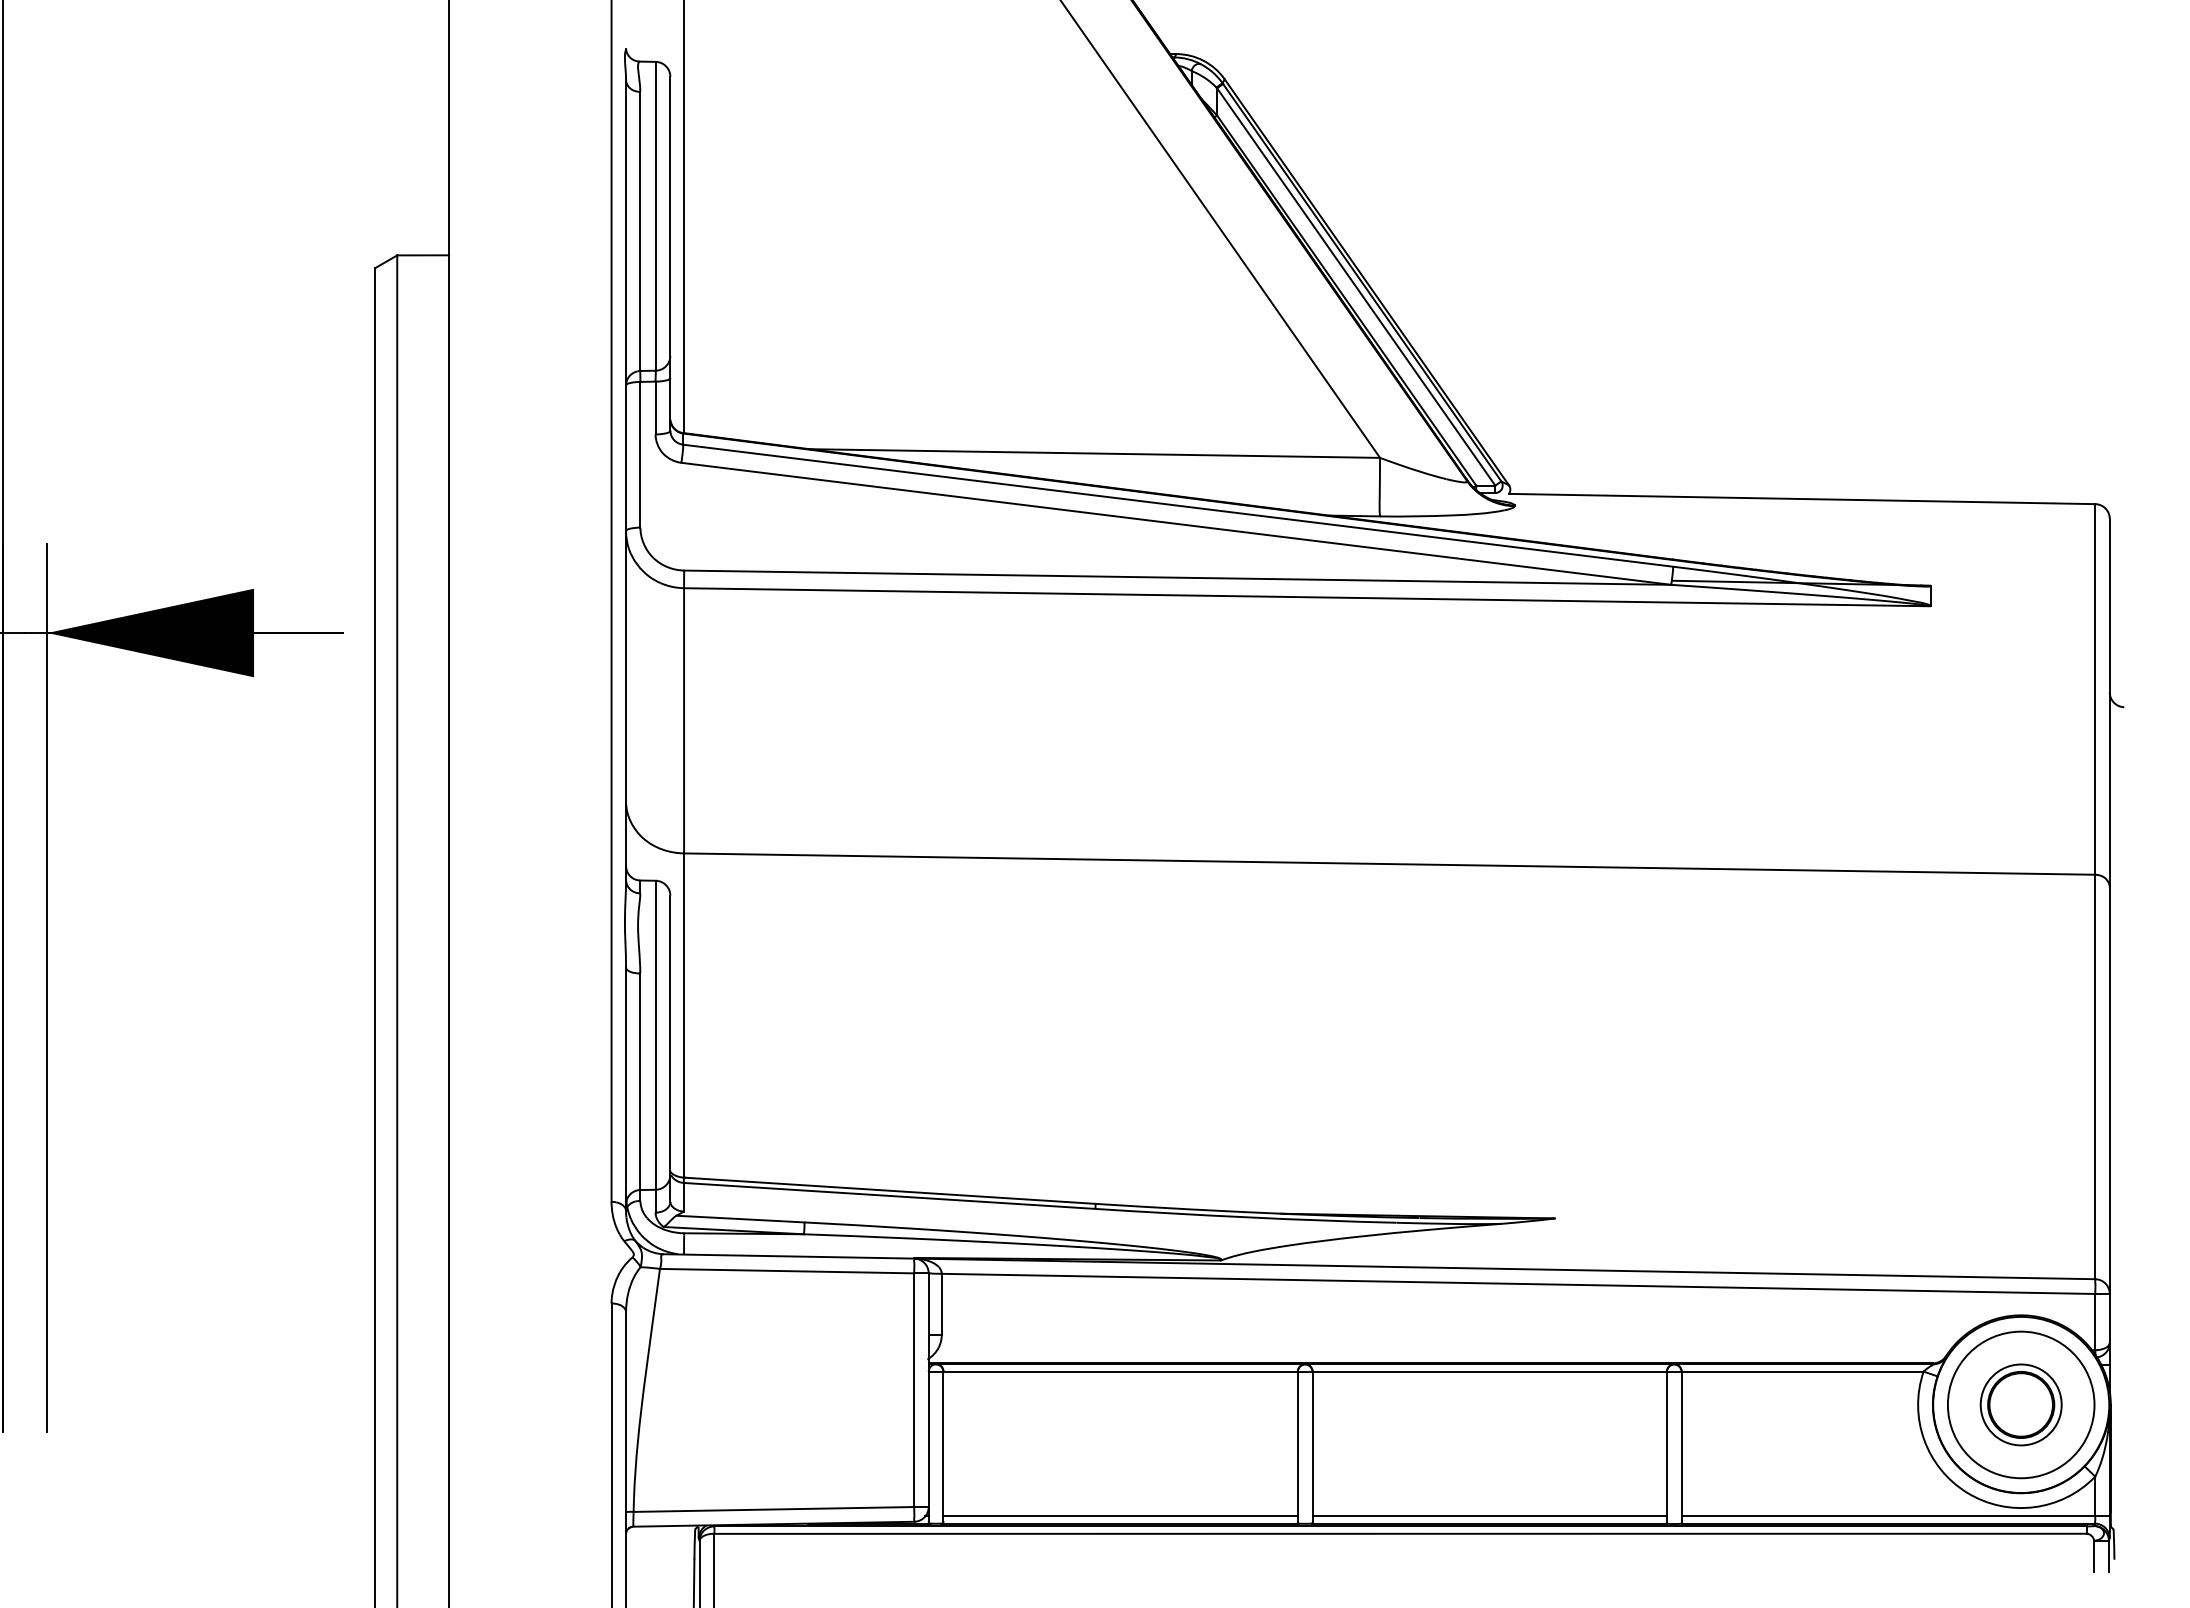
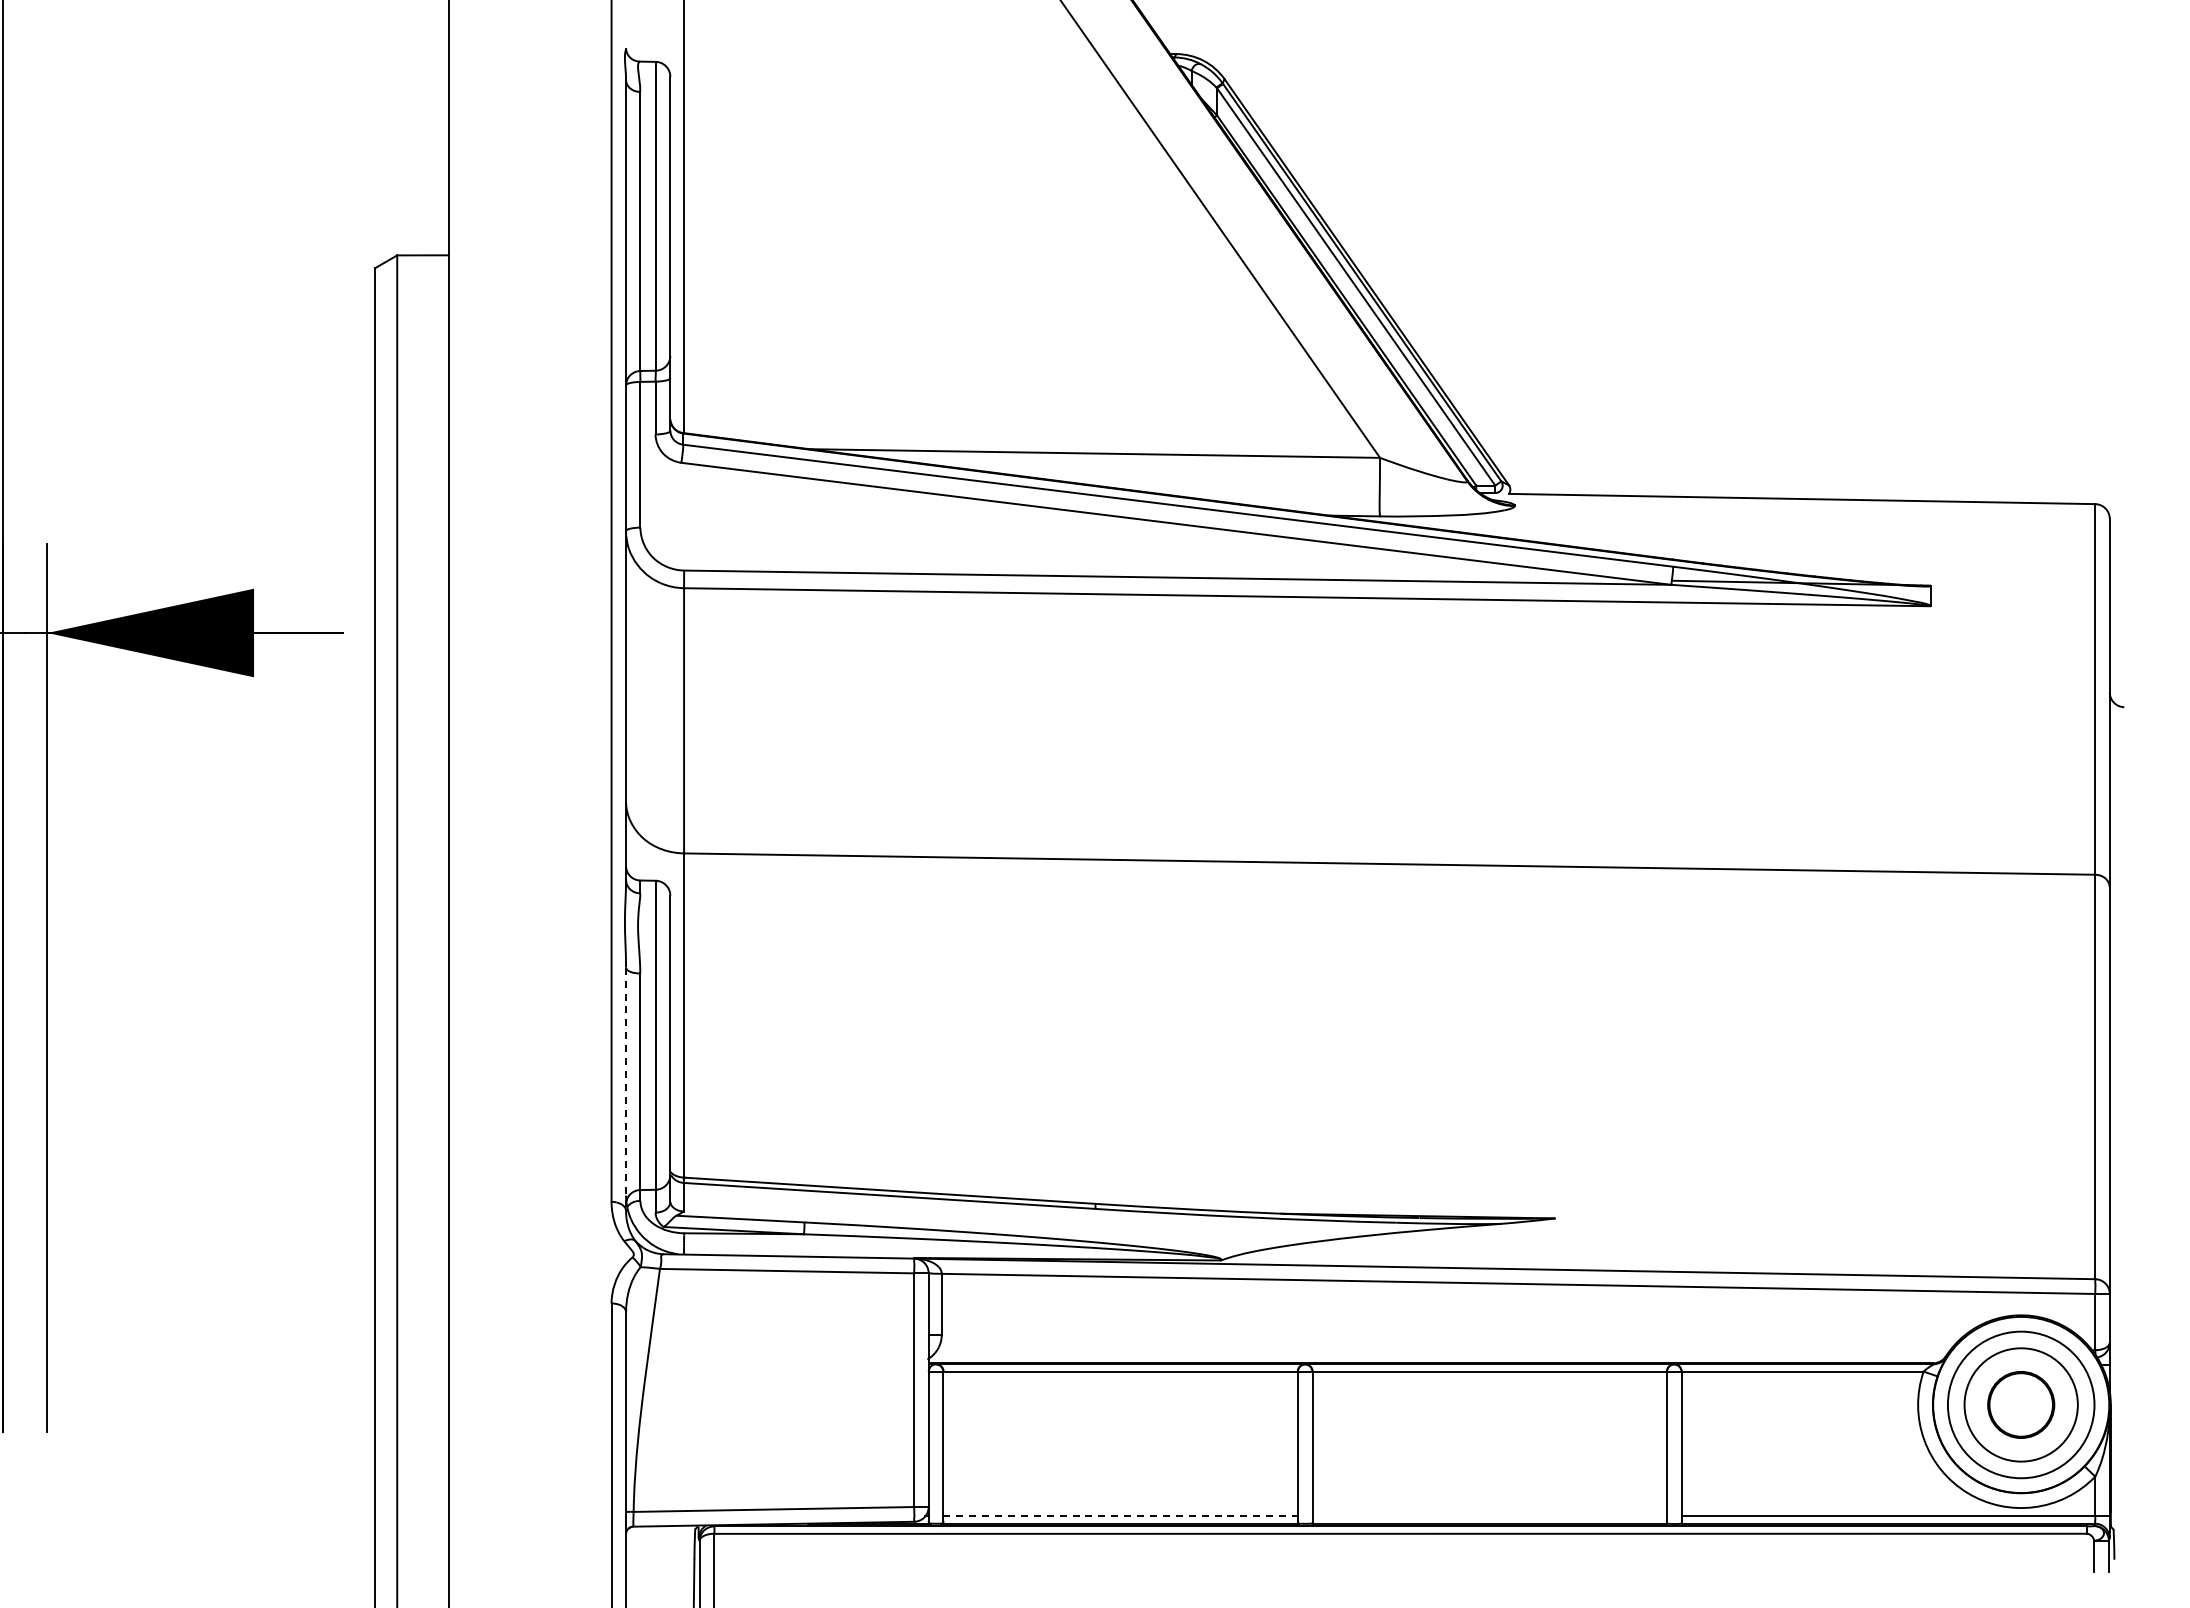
line: solid -> dashed (626, 1089)
circle diameter: 81 px -> 113 px (2020, 1404)
line: solid -> dashed (1121, 1516)
line: present -> none (1489, 1516)
